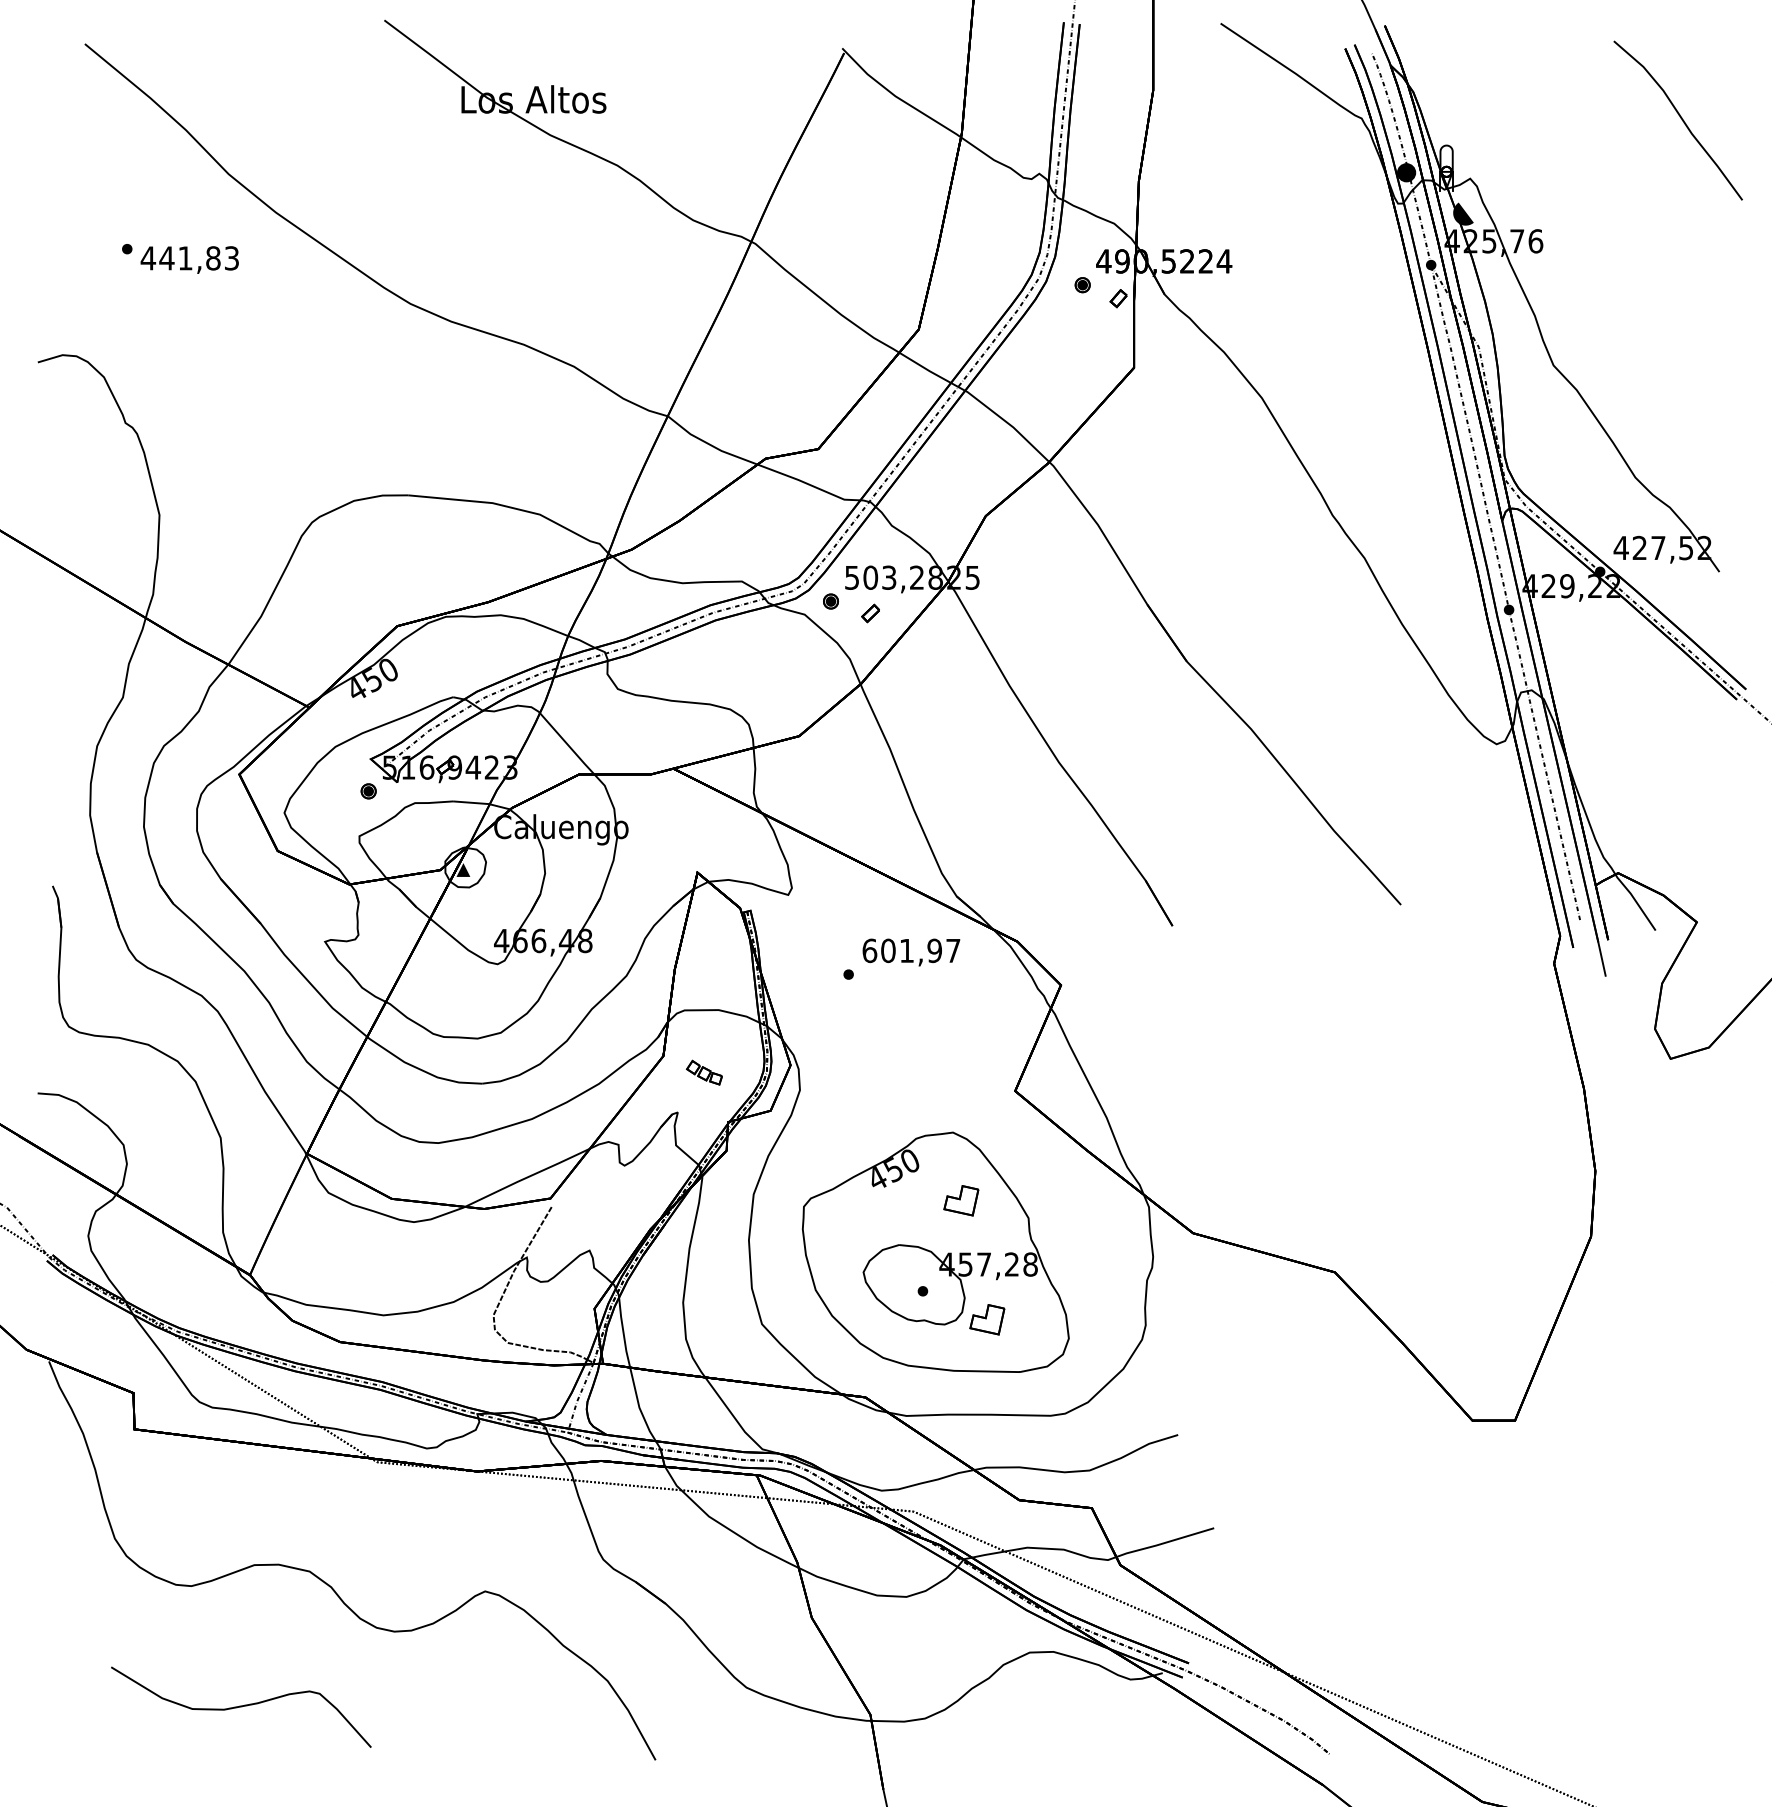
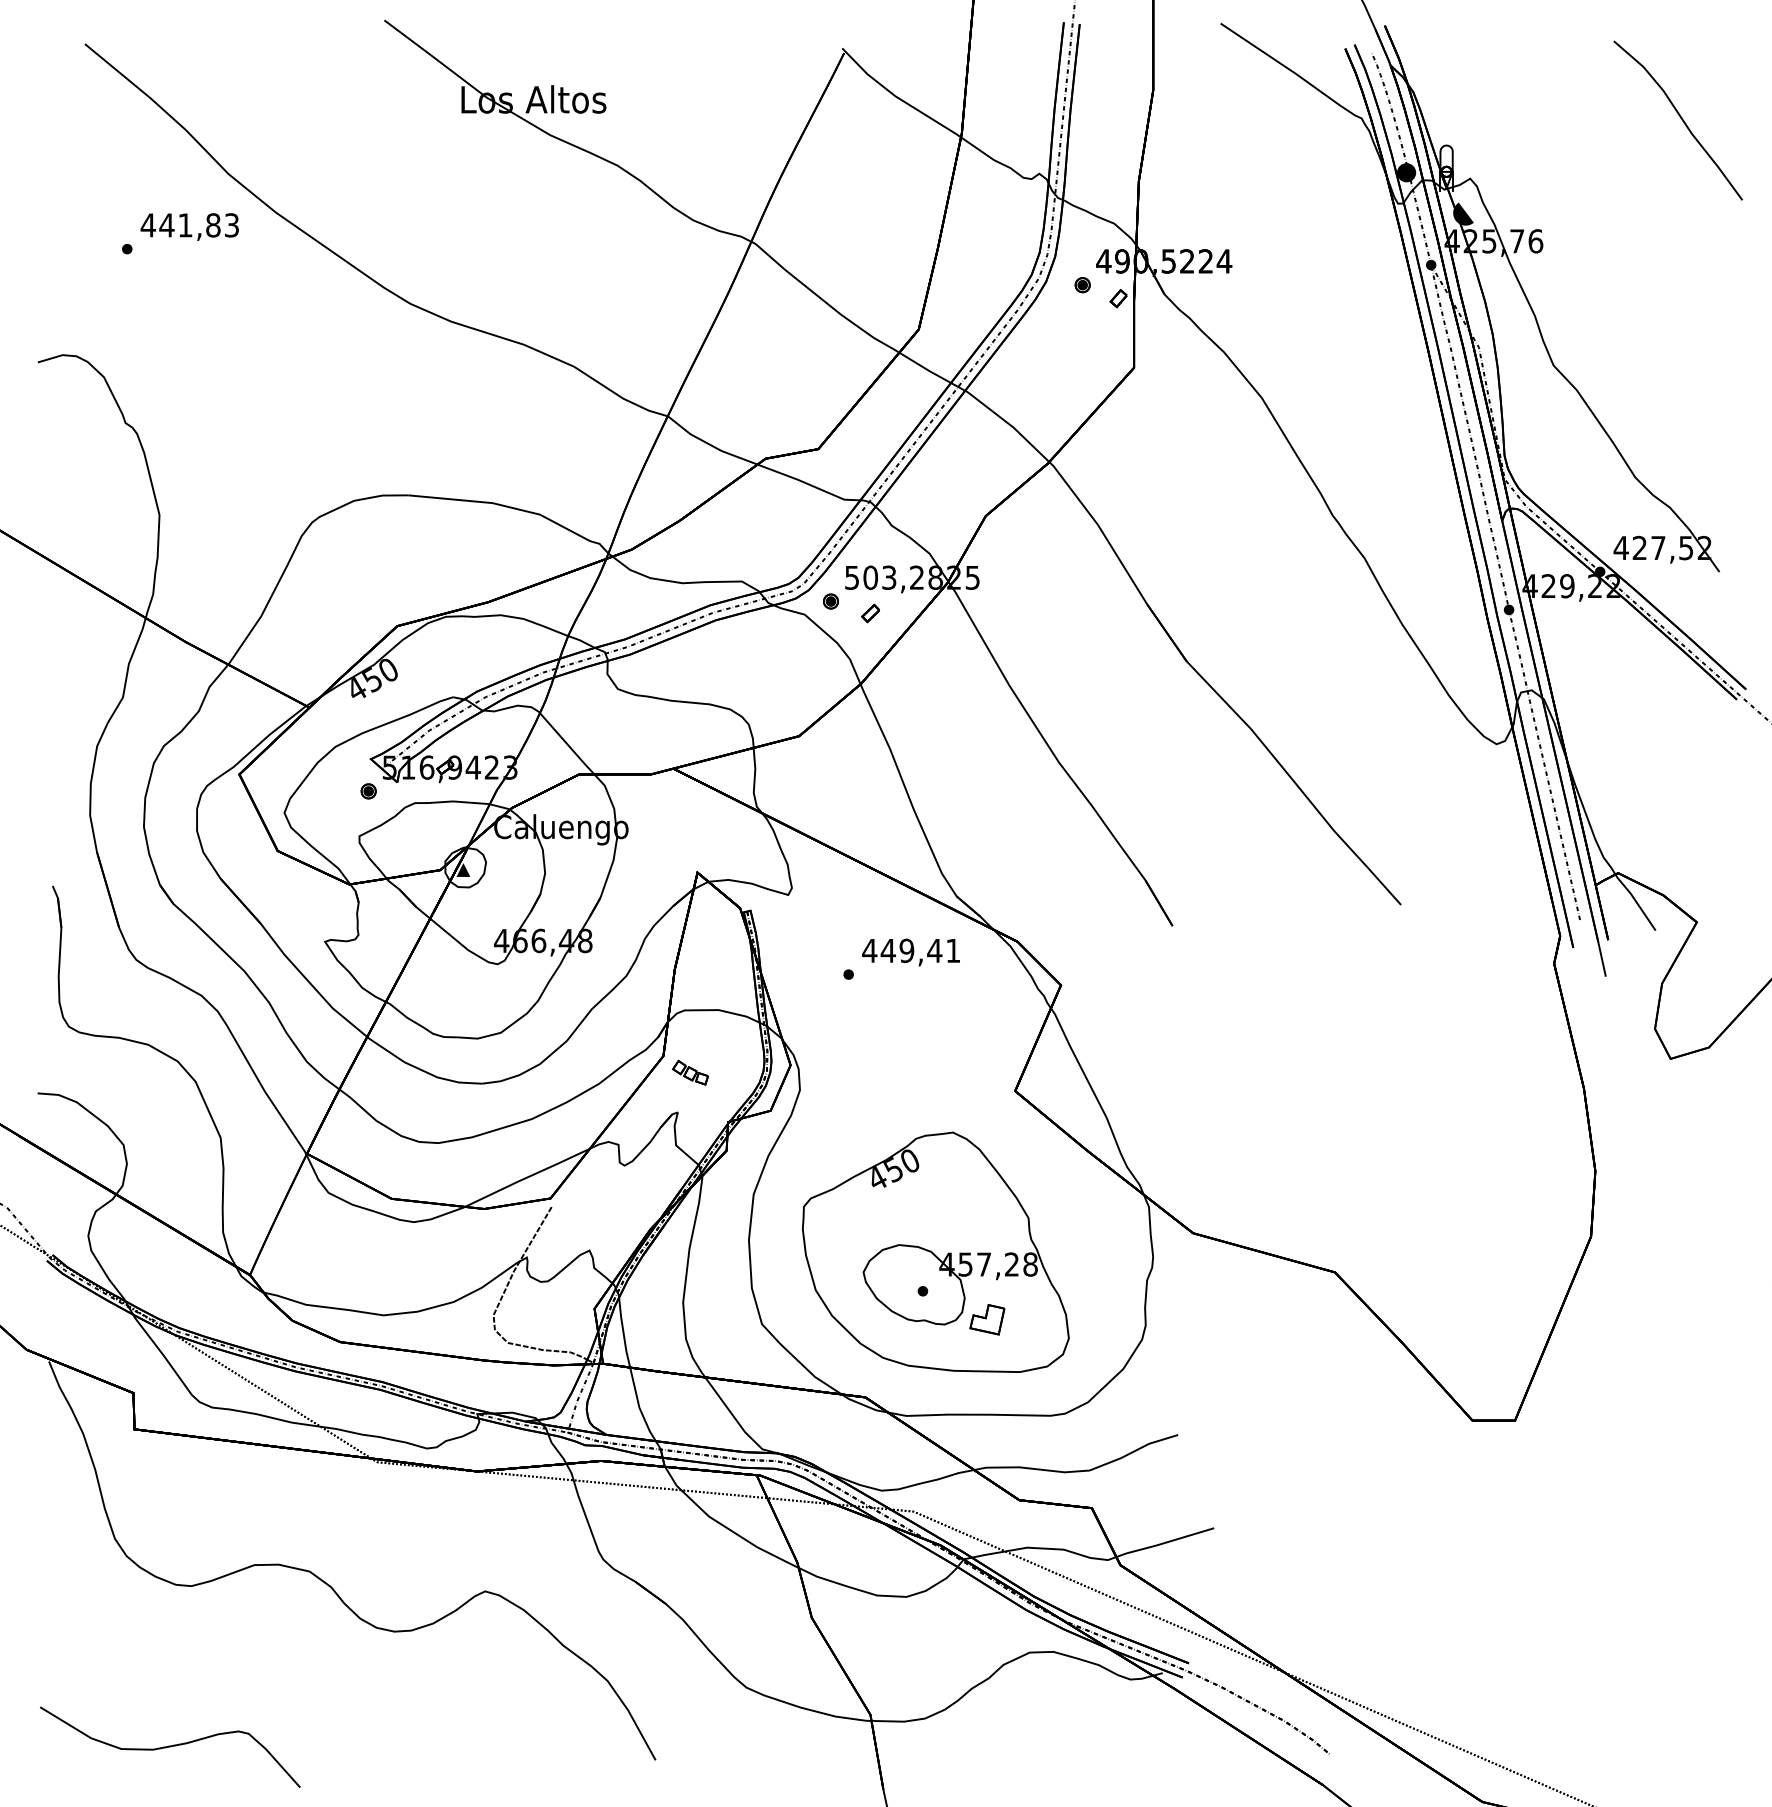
text position: (189, 259) -> (189, 226) (189, 226)
text: 601,97 -> 449,41 (911, 950)
part position: (703, 1072) -> (689, 1072) (689, 1072)
part: present -> none (961, 1200)
curve position: (241, 1706) -> (170, 1746) (170, 1746)
